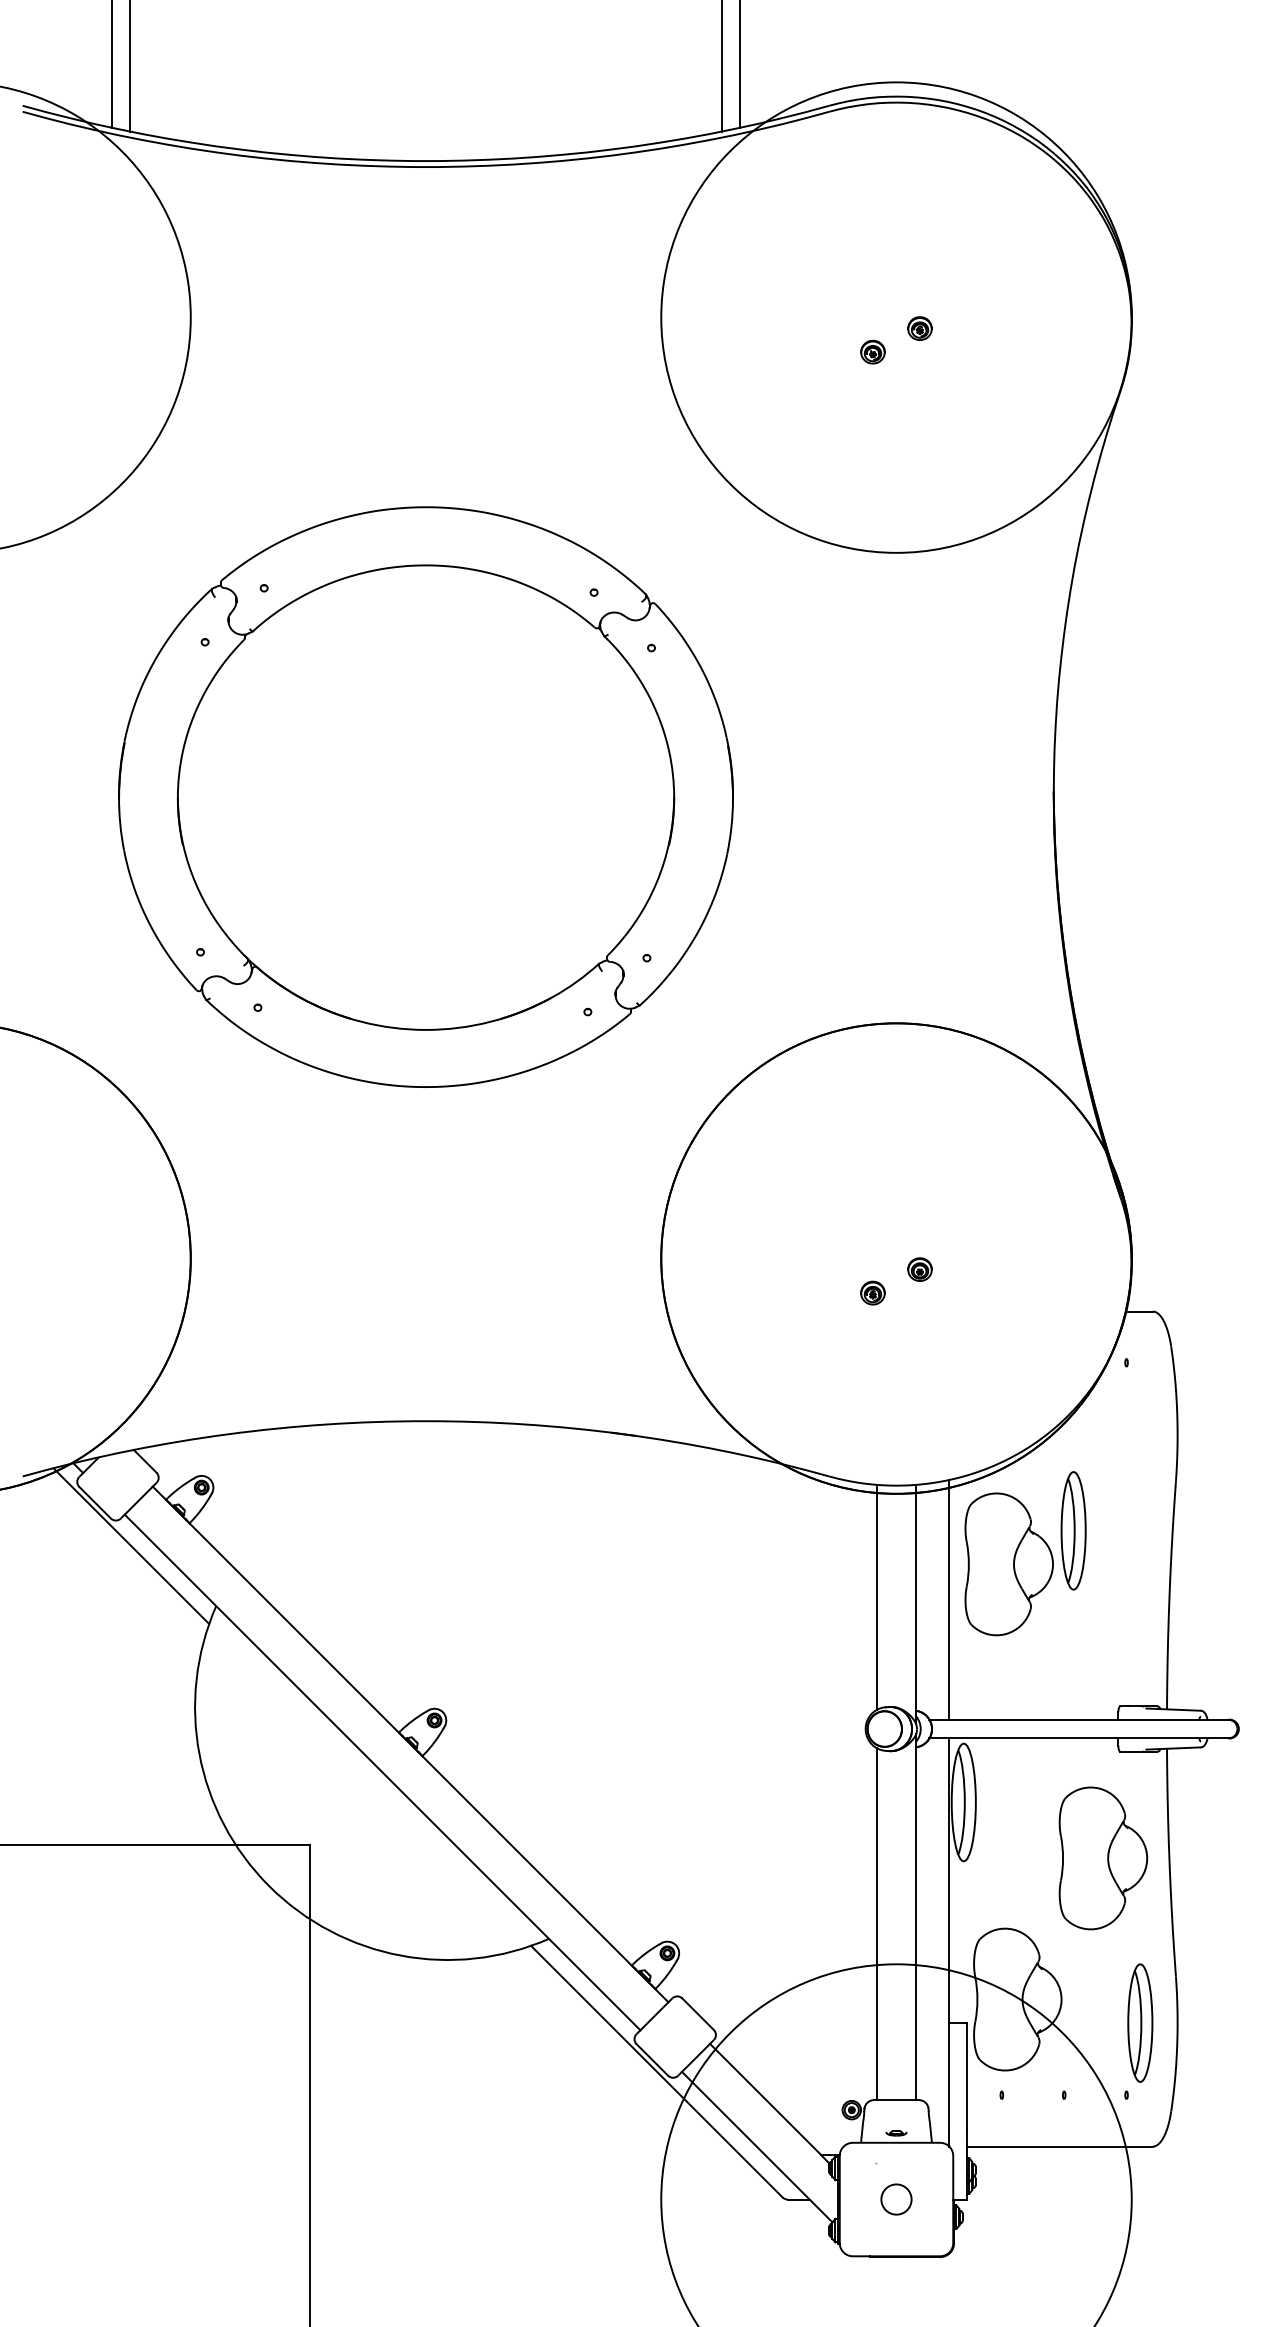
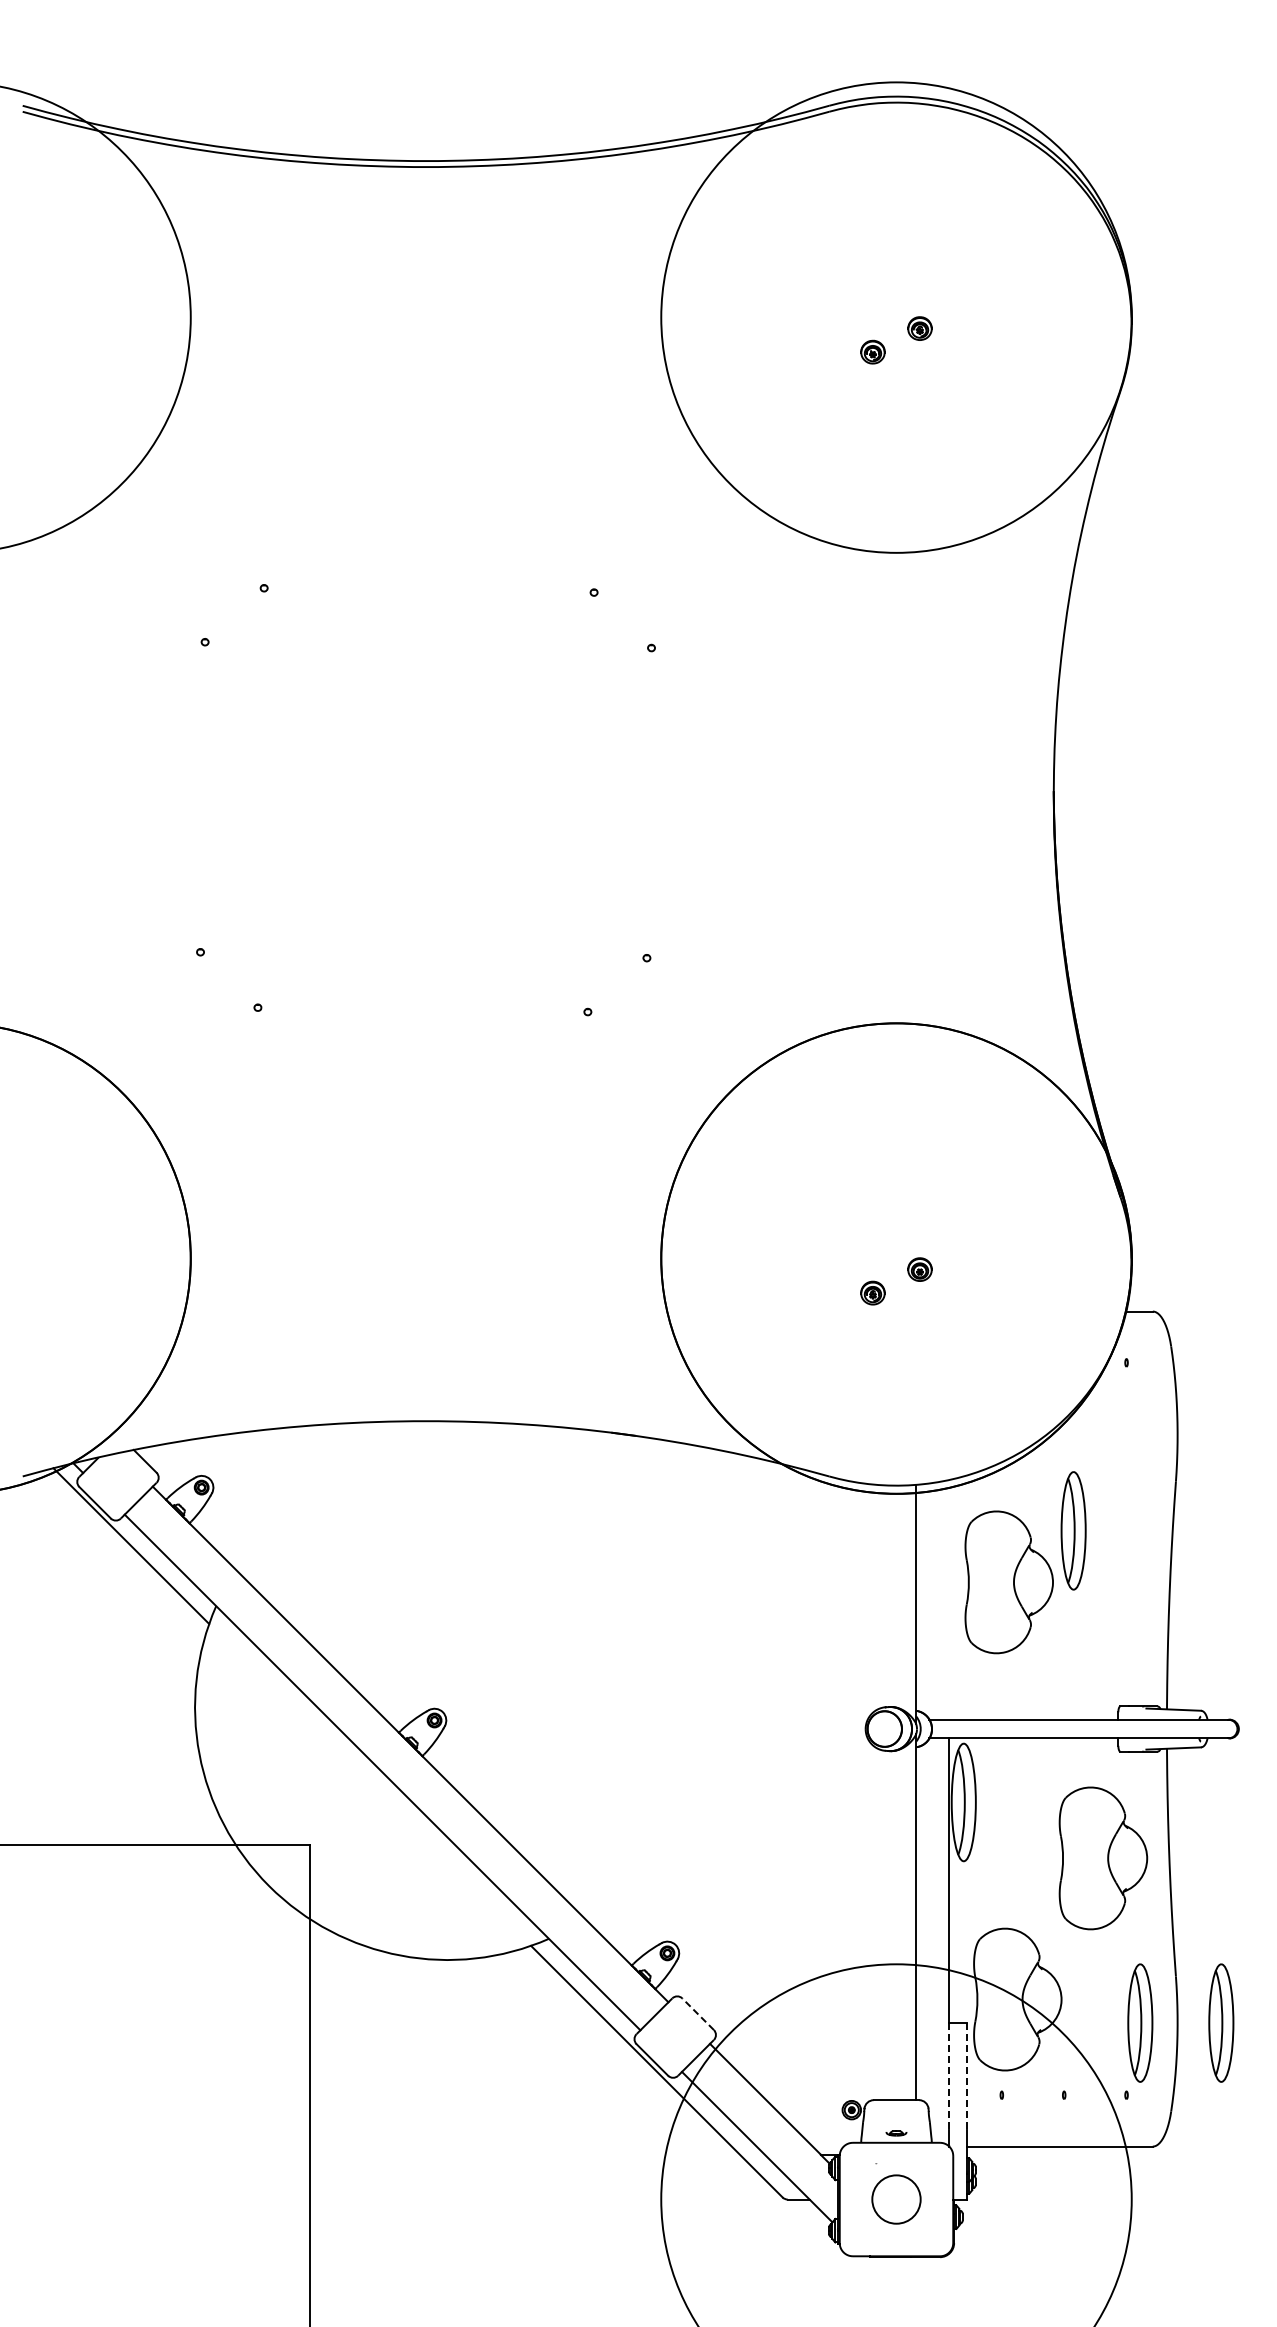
line: present -> none (111, 64)
line: present -> none (740, 64)
line: present -> none (129, 66)
line: present -> none (722, 66)
part: present -> none (425, 796)
part position: (1008, 1564) -> (1008, 1582) (1008, 1582)
line: present -> none (876, 1597)
line: present -> none (949, 1599)
line: present -> none (876, 1924)
line: solid -> dashed (697, 2013)
part: none -> present (1221, 2022)
line: solid -> dashed (949, 2076)
line: solid -> dashed (967, 2076)
circle diameter: 30 px -> 48 px (896, 2199)
